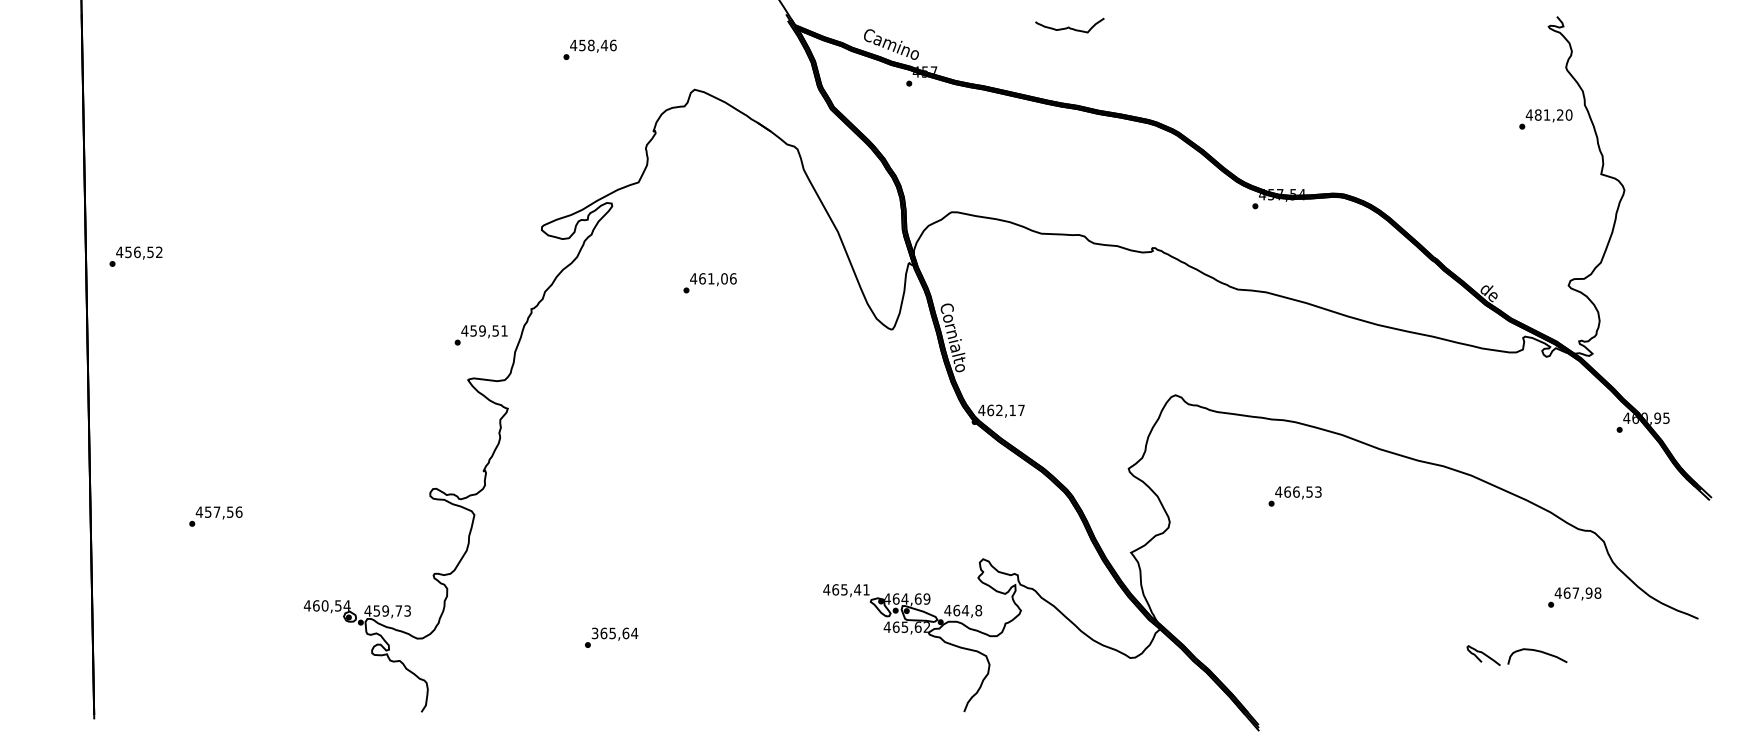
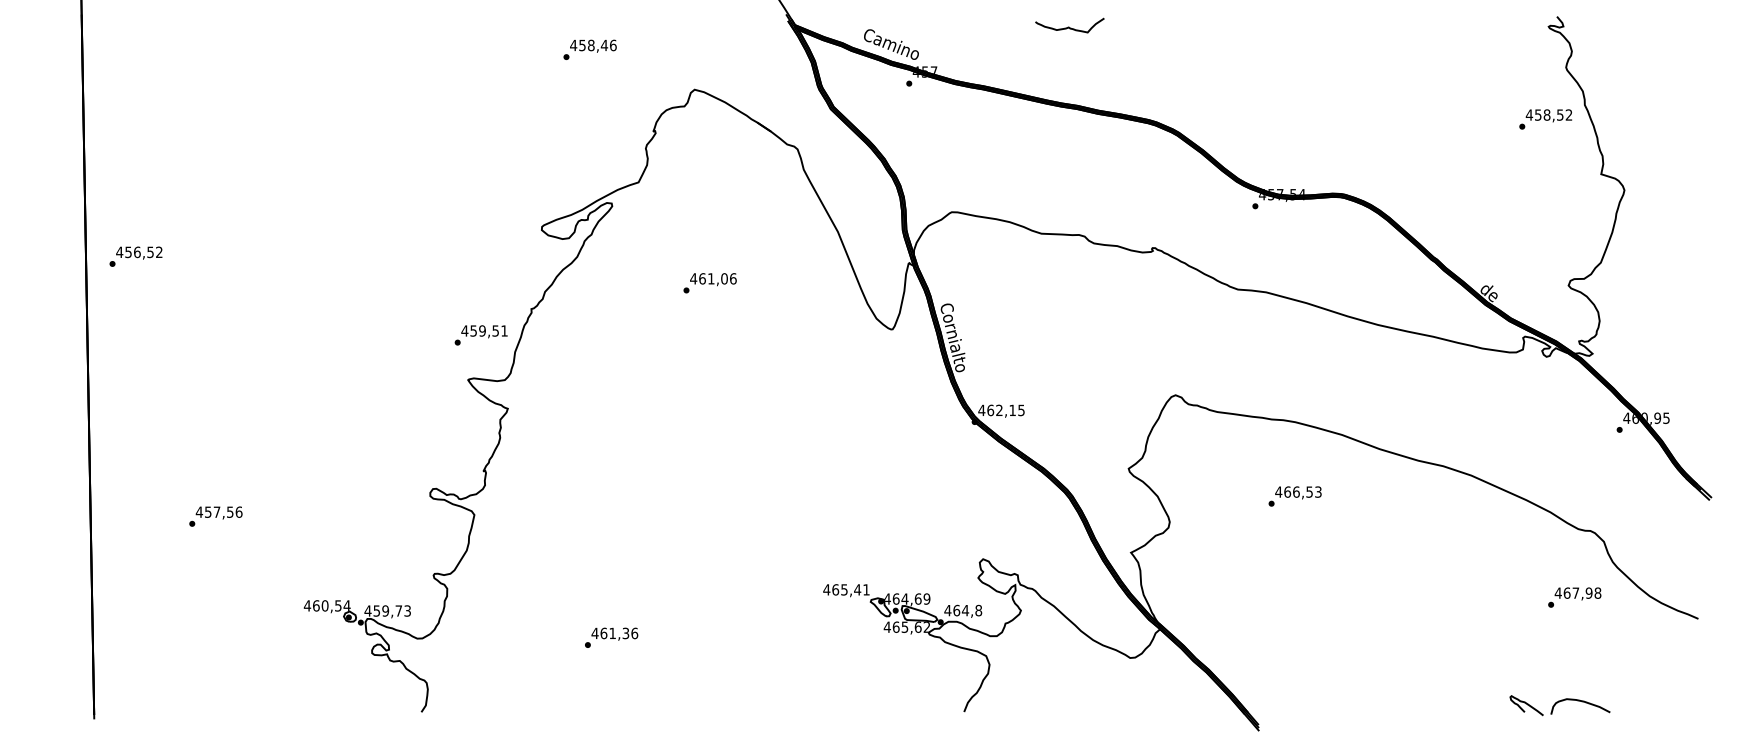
text: 481,20 -> 458,52 (1553, 114)
text: 462,17 -> 462,15 (1021, 410)
text: 365,64 -> 461,36 (614, 633)
part position: (1516, 655) -> (1559, 705) (1559, 705)
